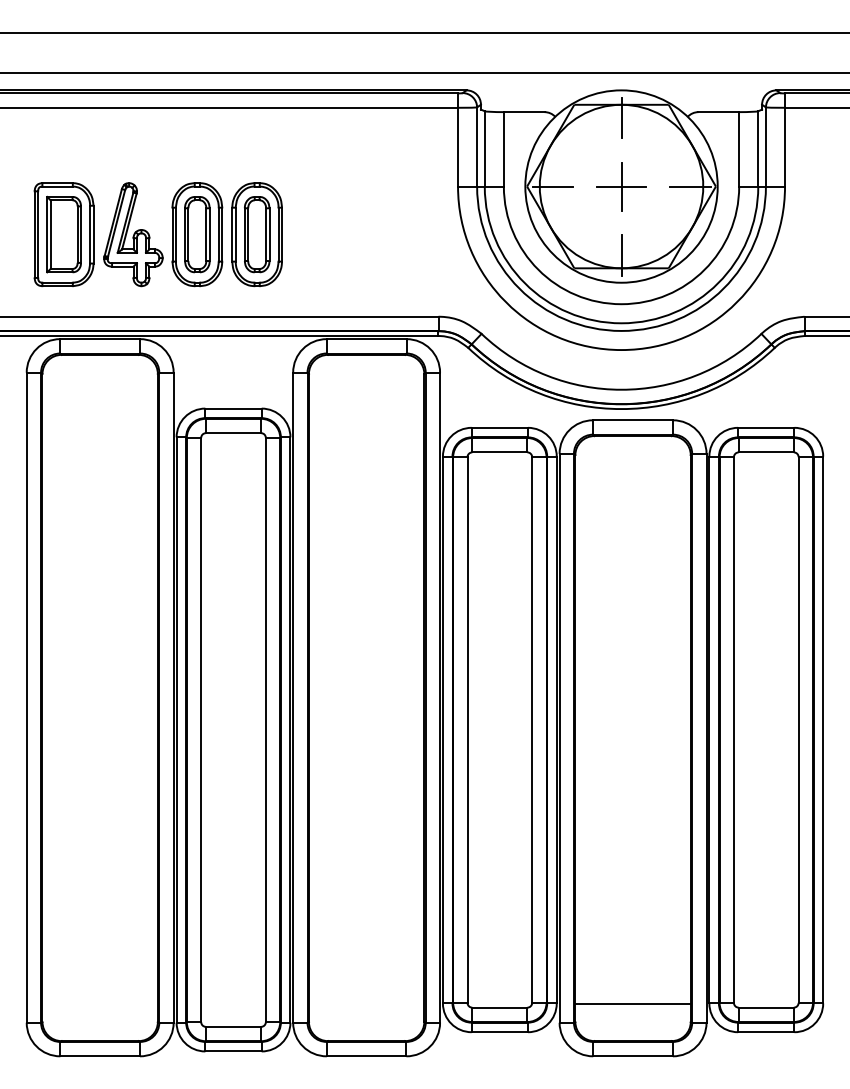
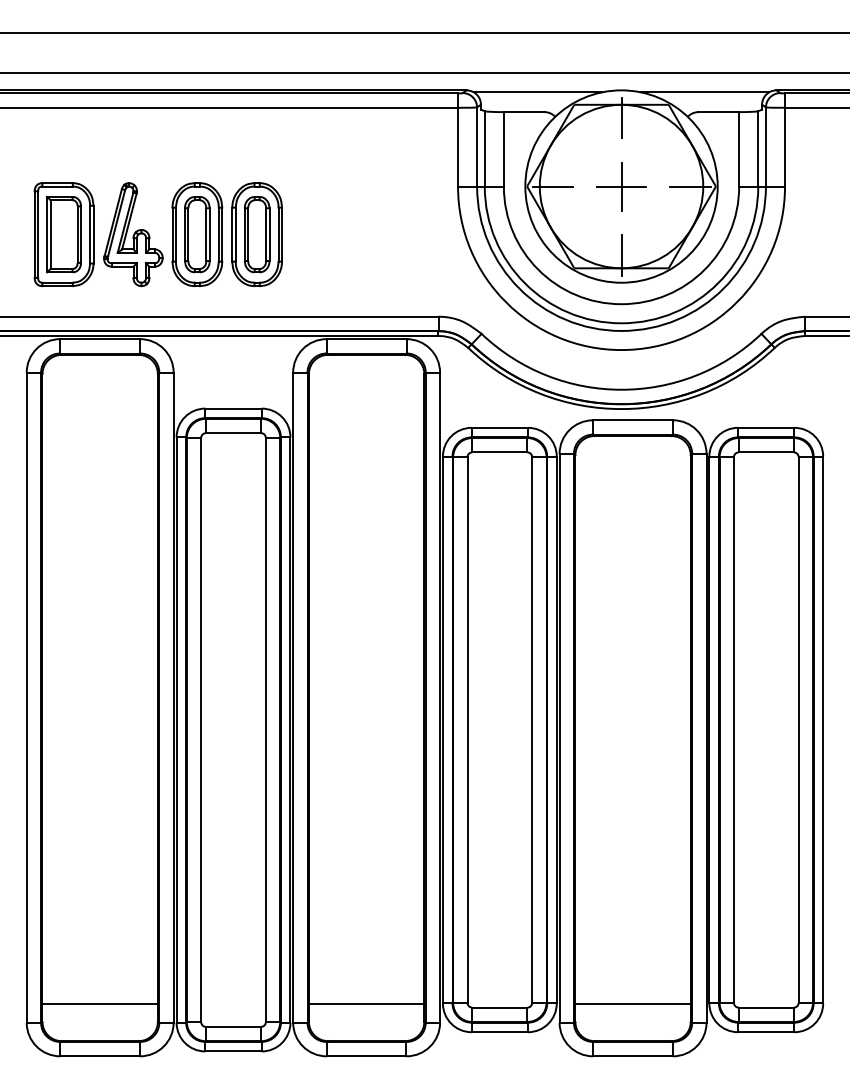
line: none -> present (537, 92)
line: none -> present (704, 92)
line: none -> present (99, 1004)
line: none -> present (366, 1004)
